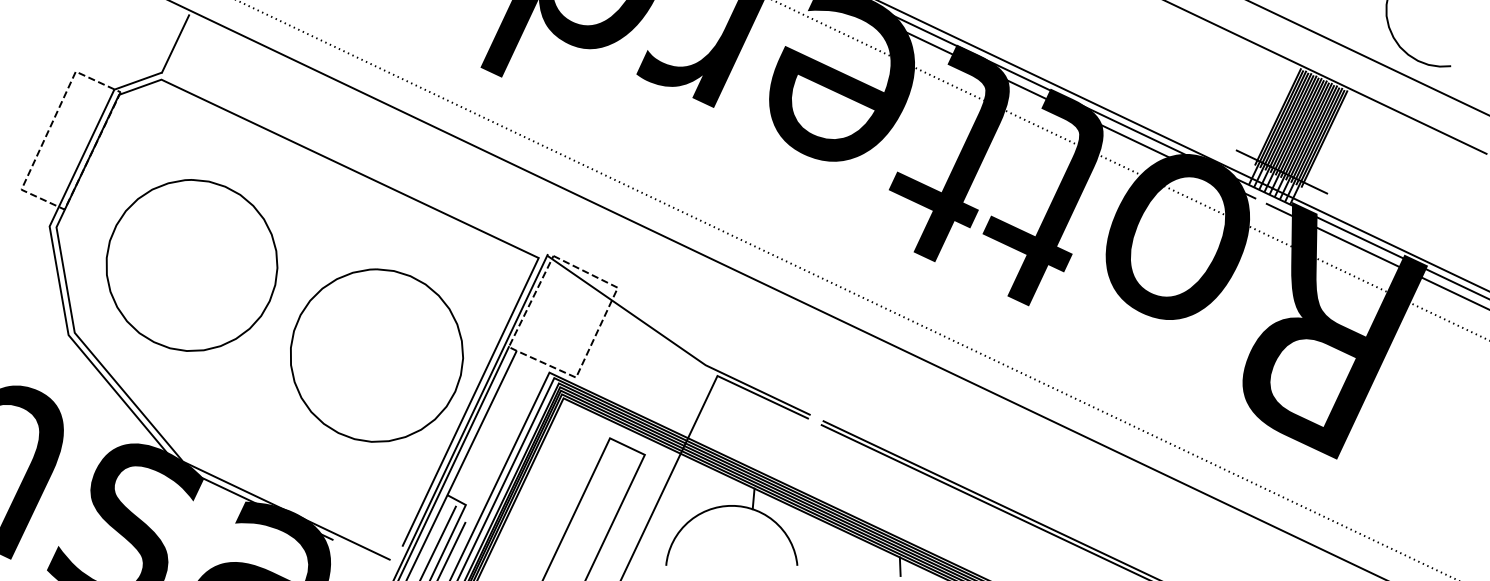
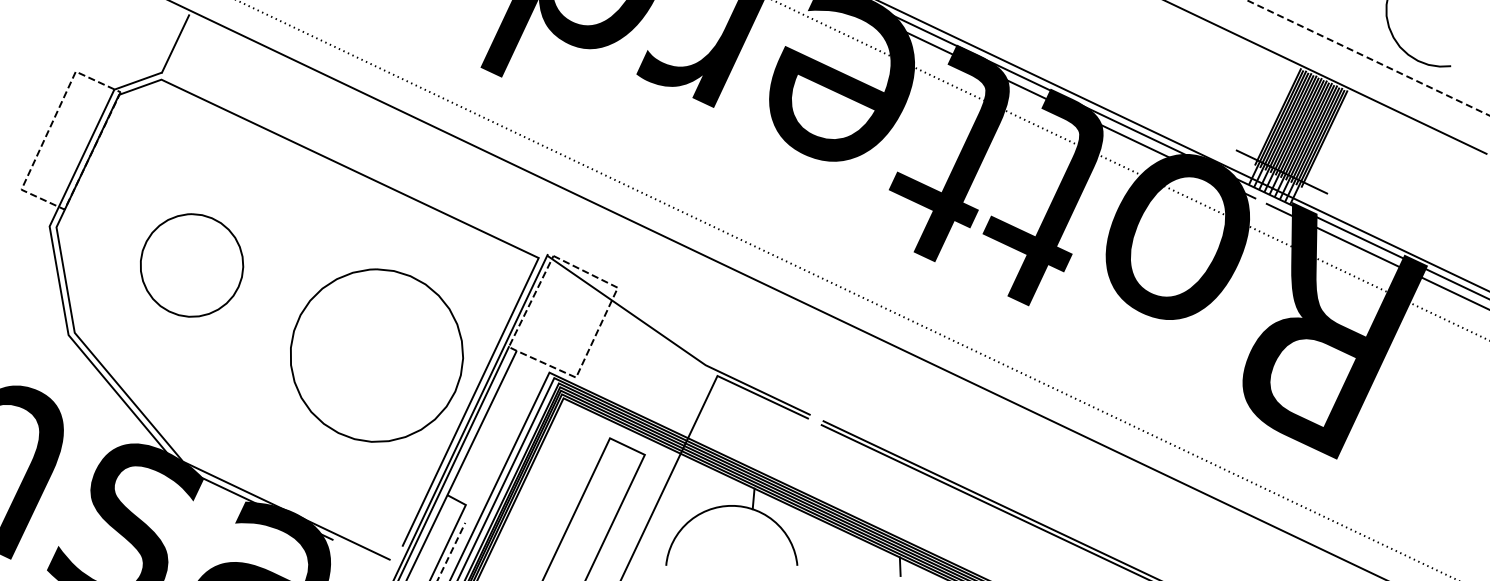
line: solid -> dashed (1368, 58)
part size: 174x173 px -> 105x105 px (192, 265)
line: present -> none (438, 541)
line: solid -> dashed (451, 551)
